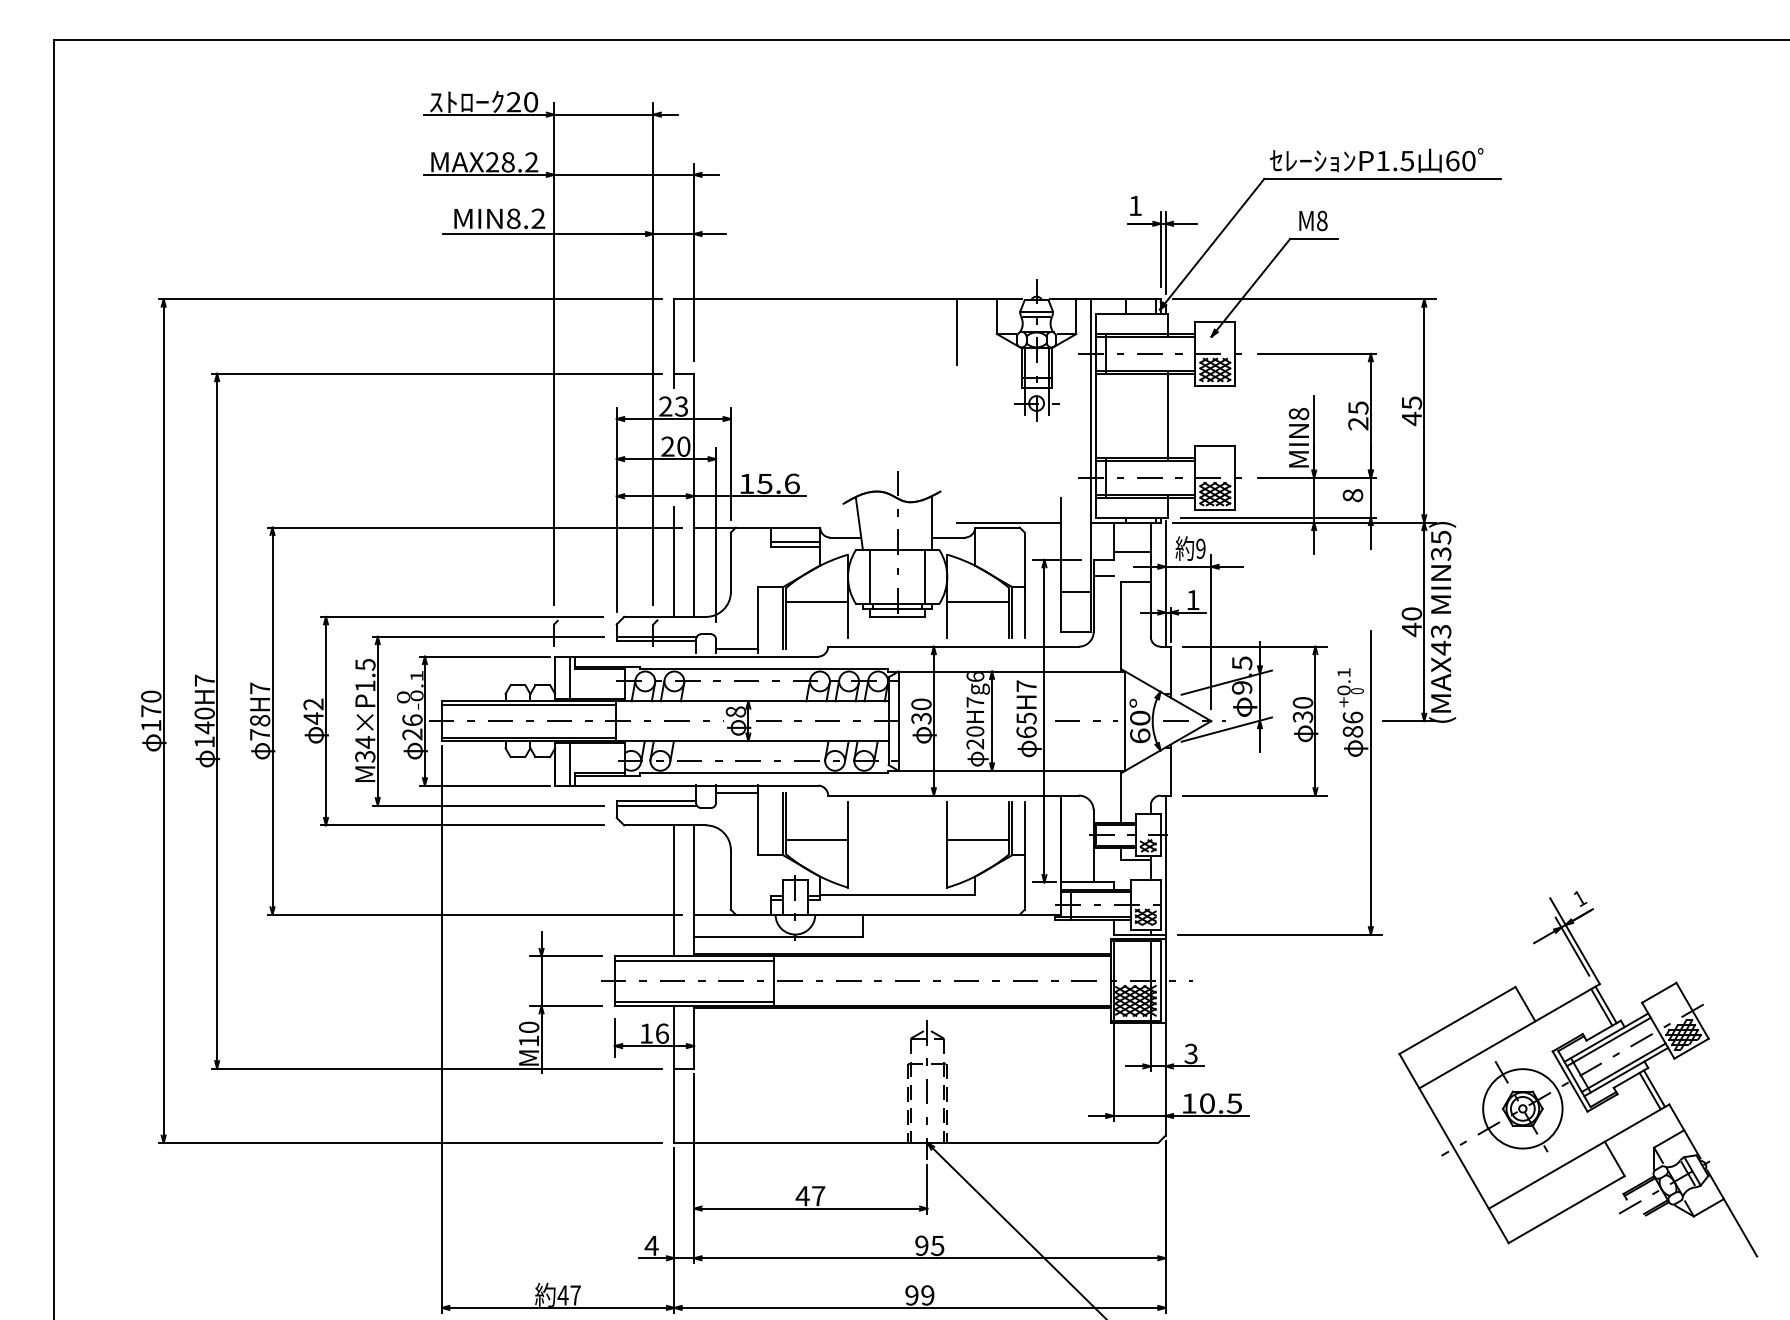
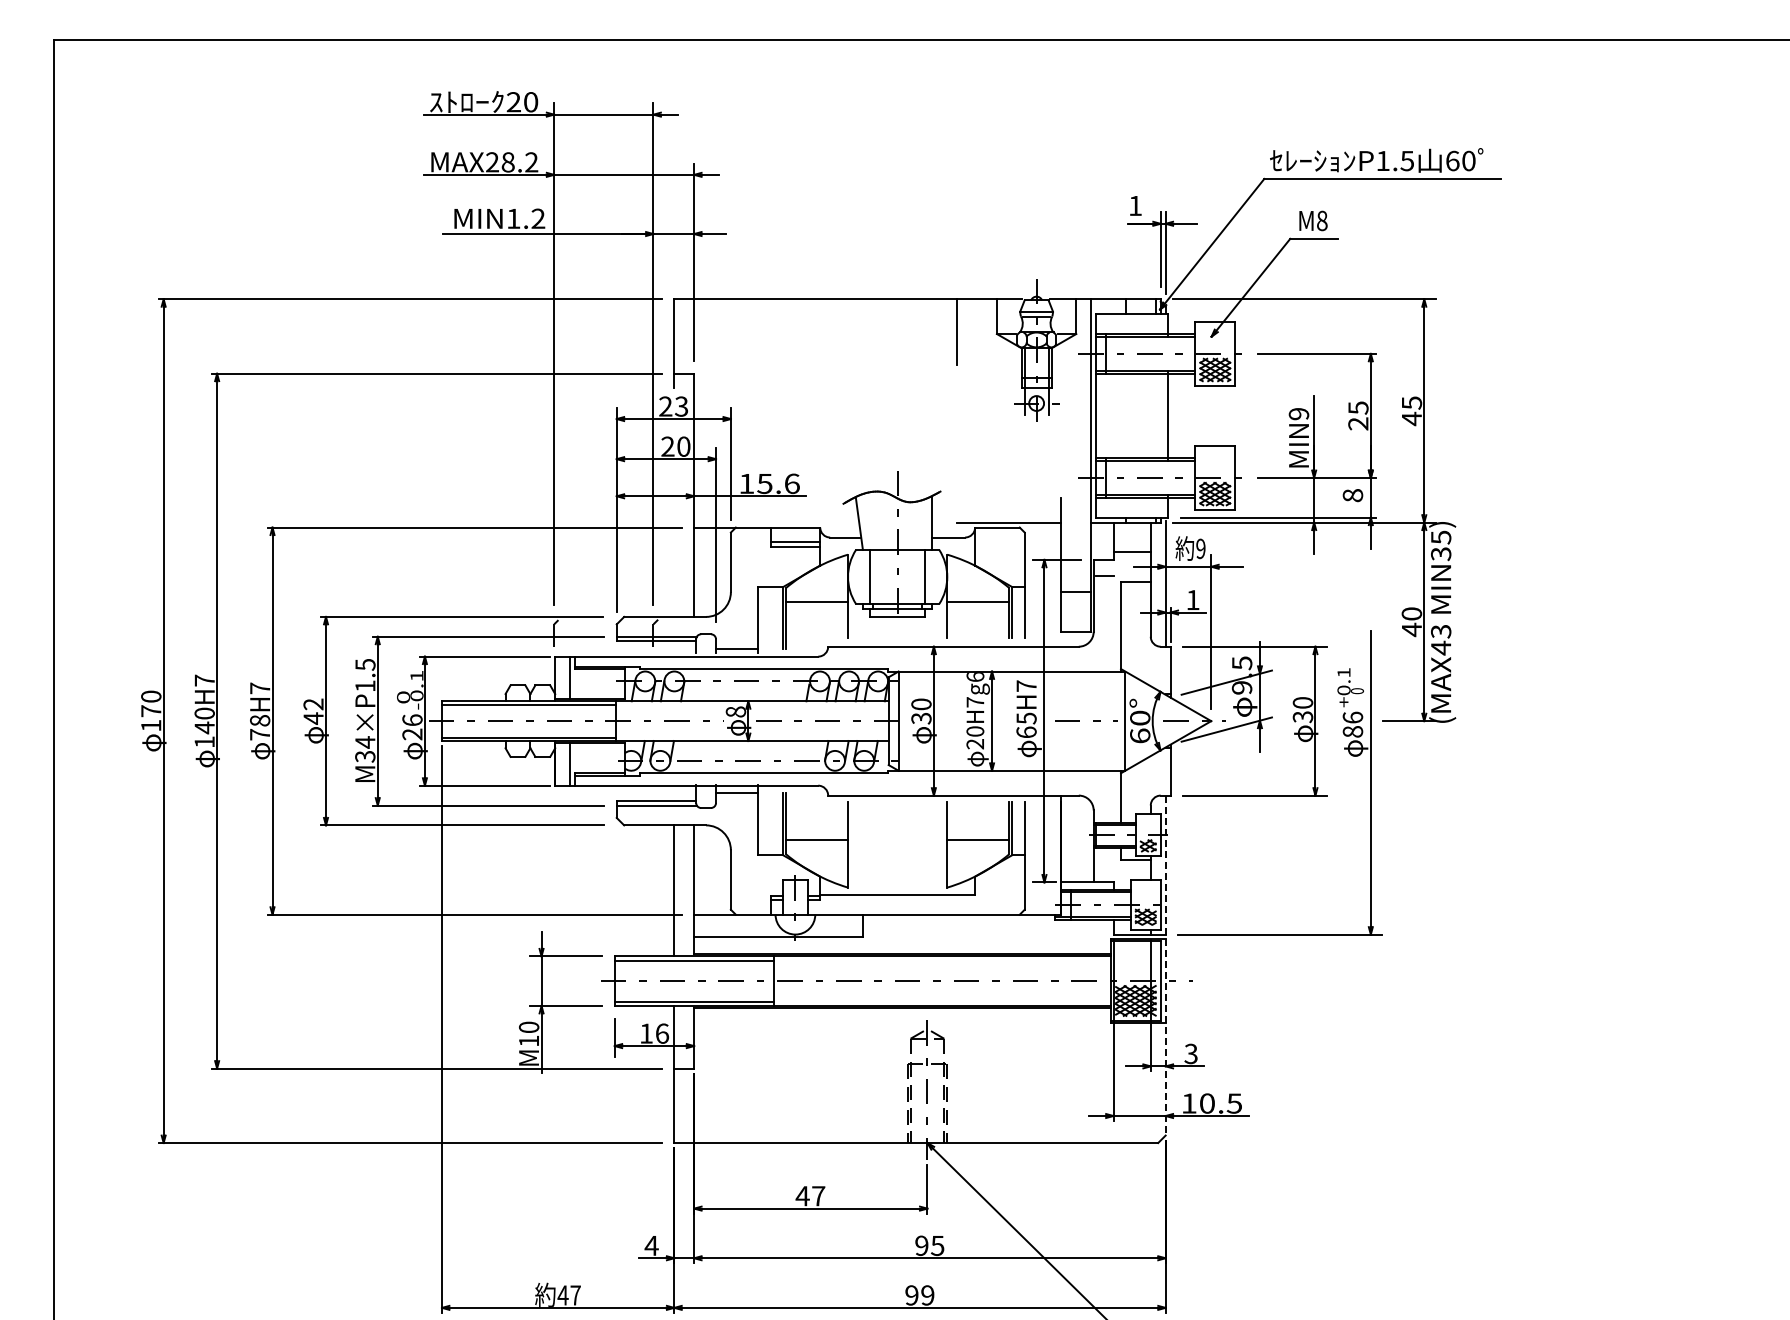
text: MIN8.2 -> MIN1.2 (513, 218)
text: MIN8 -> MIN9 (1298, 413)
line: present -> none (674, 561)
line: solid -> dashed (1165, 965)
part: present -> none (1578, 1074)
